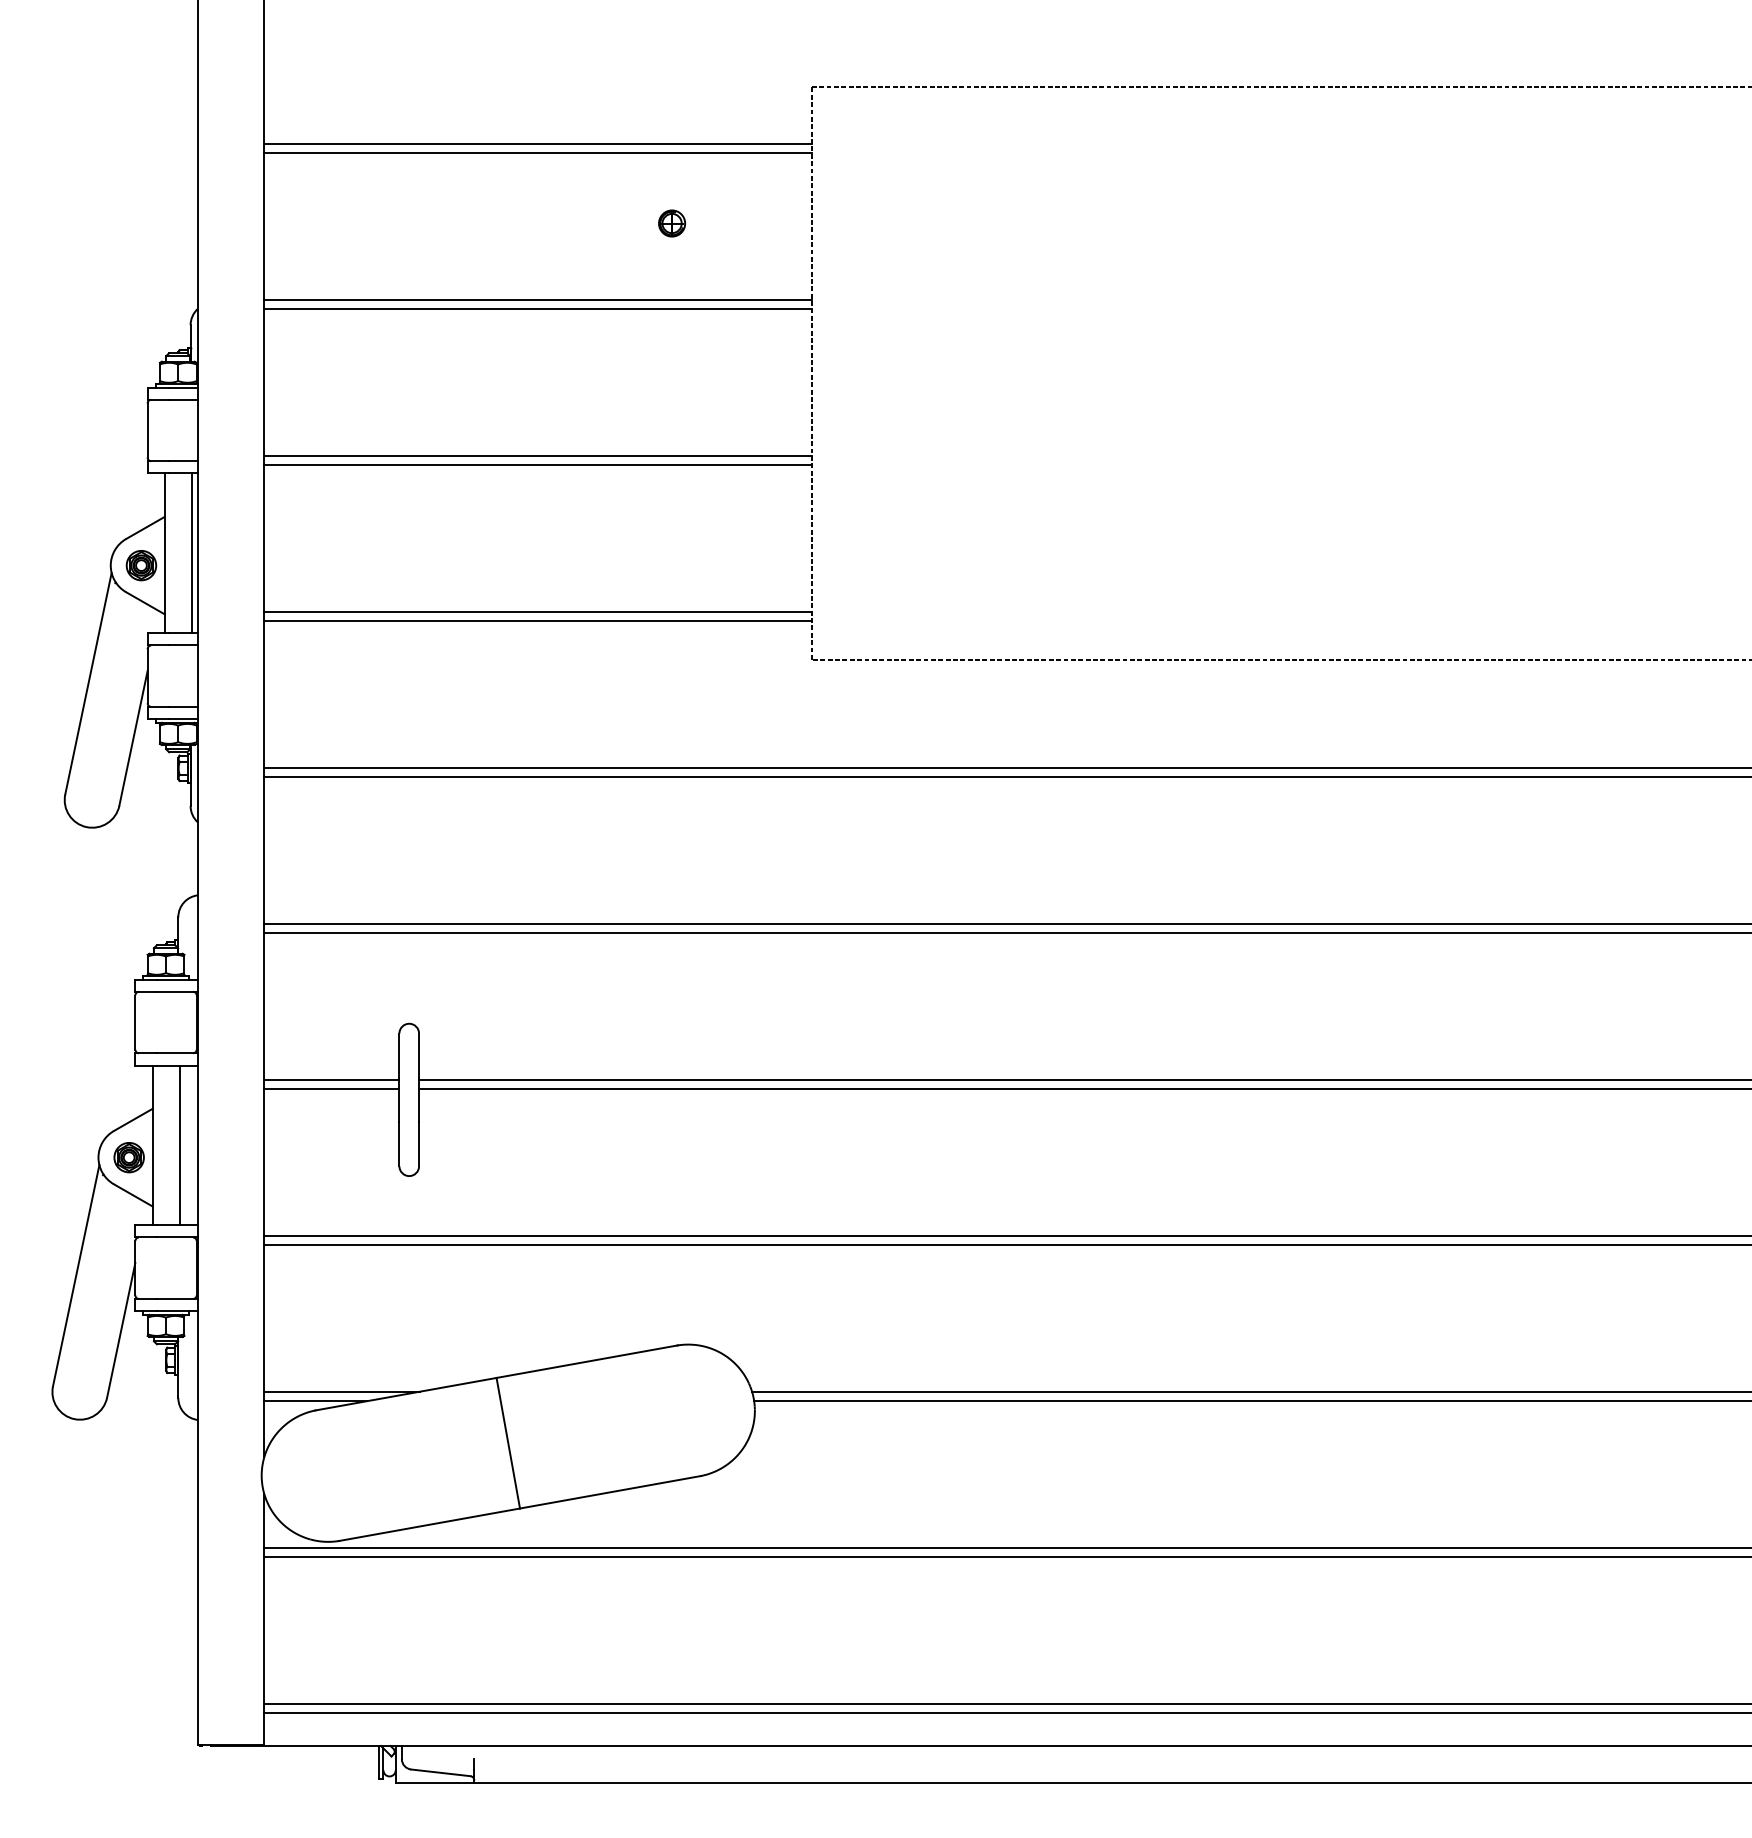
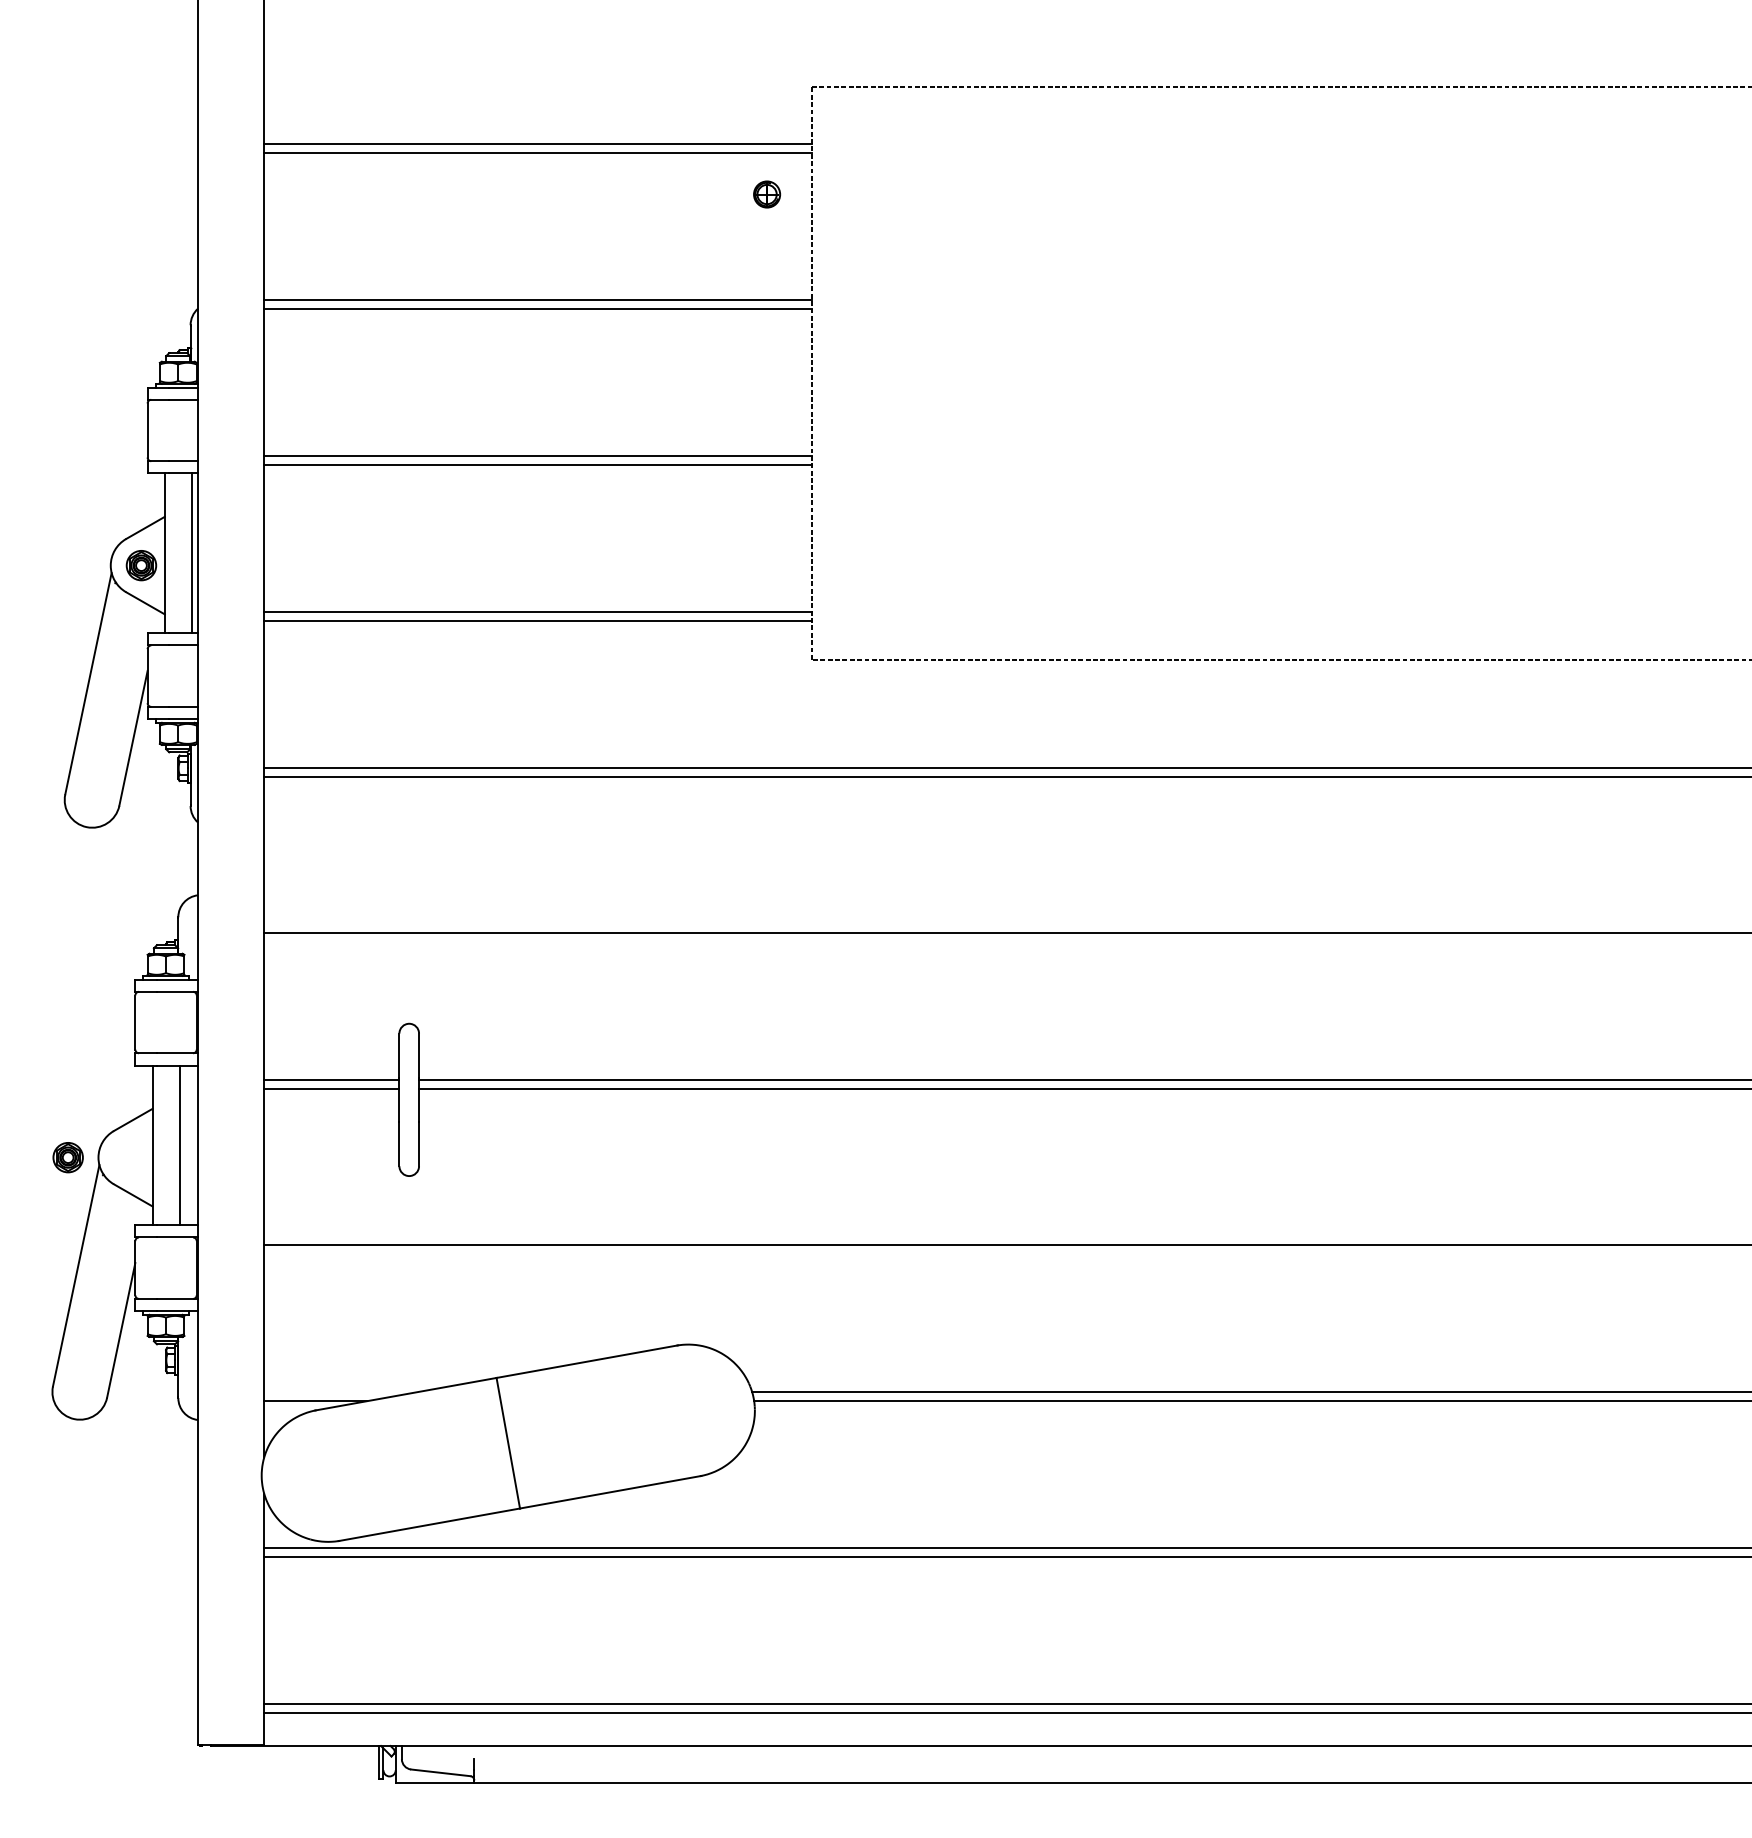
part position: (672, 223) -> (767, 194) (767, 194)
line: present -> none (1006, 923)
part position: (128, 1157) -> (67, 1157) (67, 1157)
line: present -> none (1006, 1235)
line: present -> none (341, 1391)
